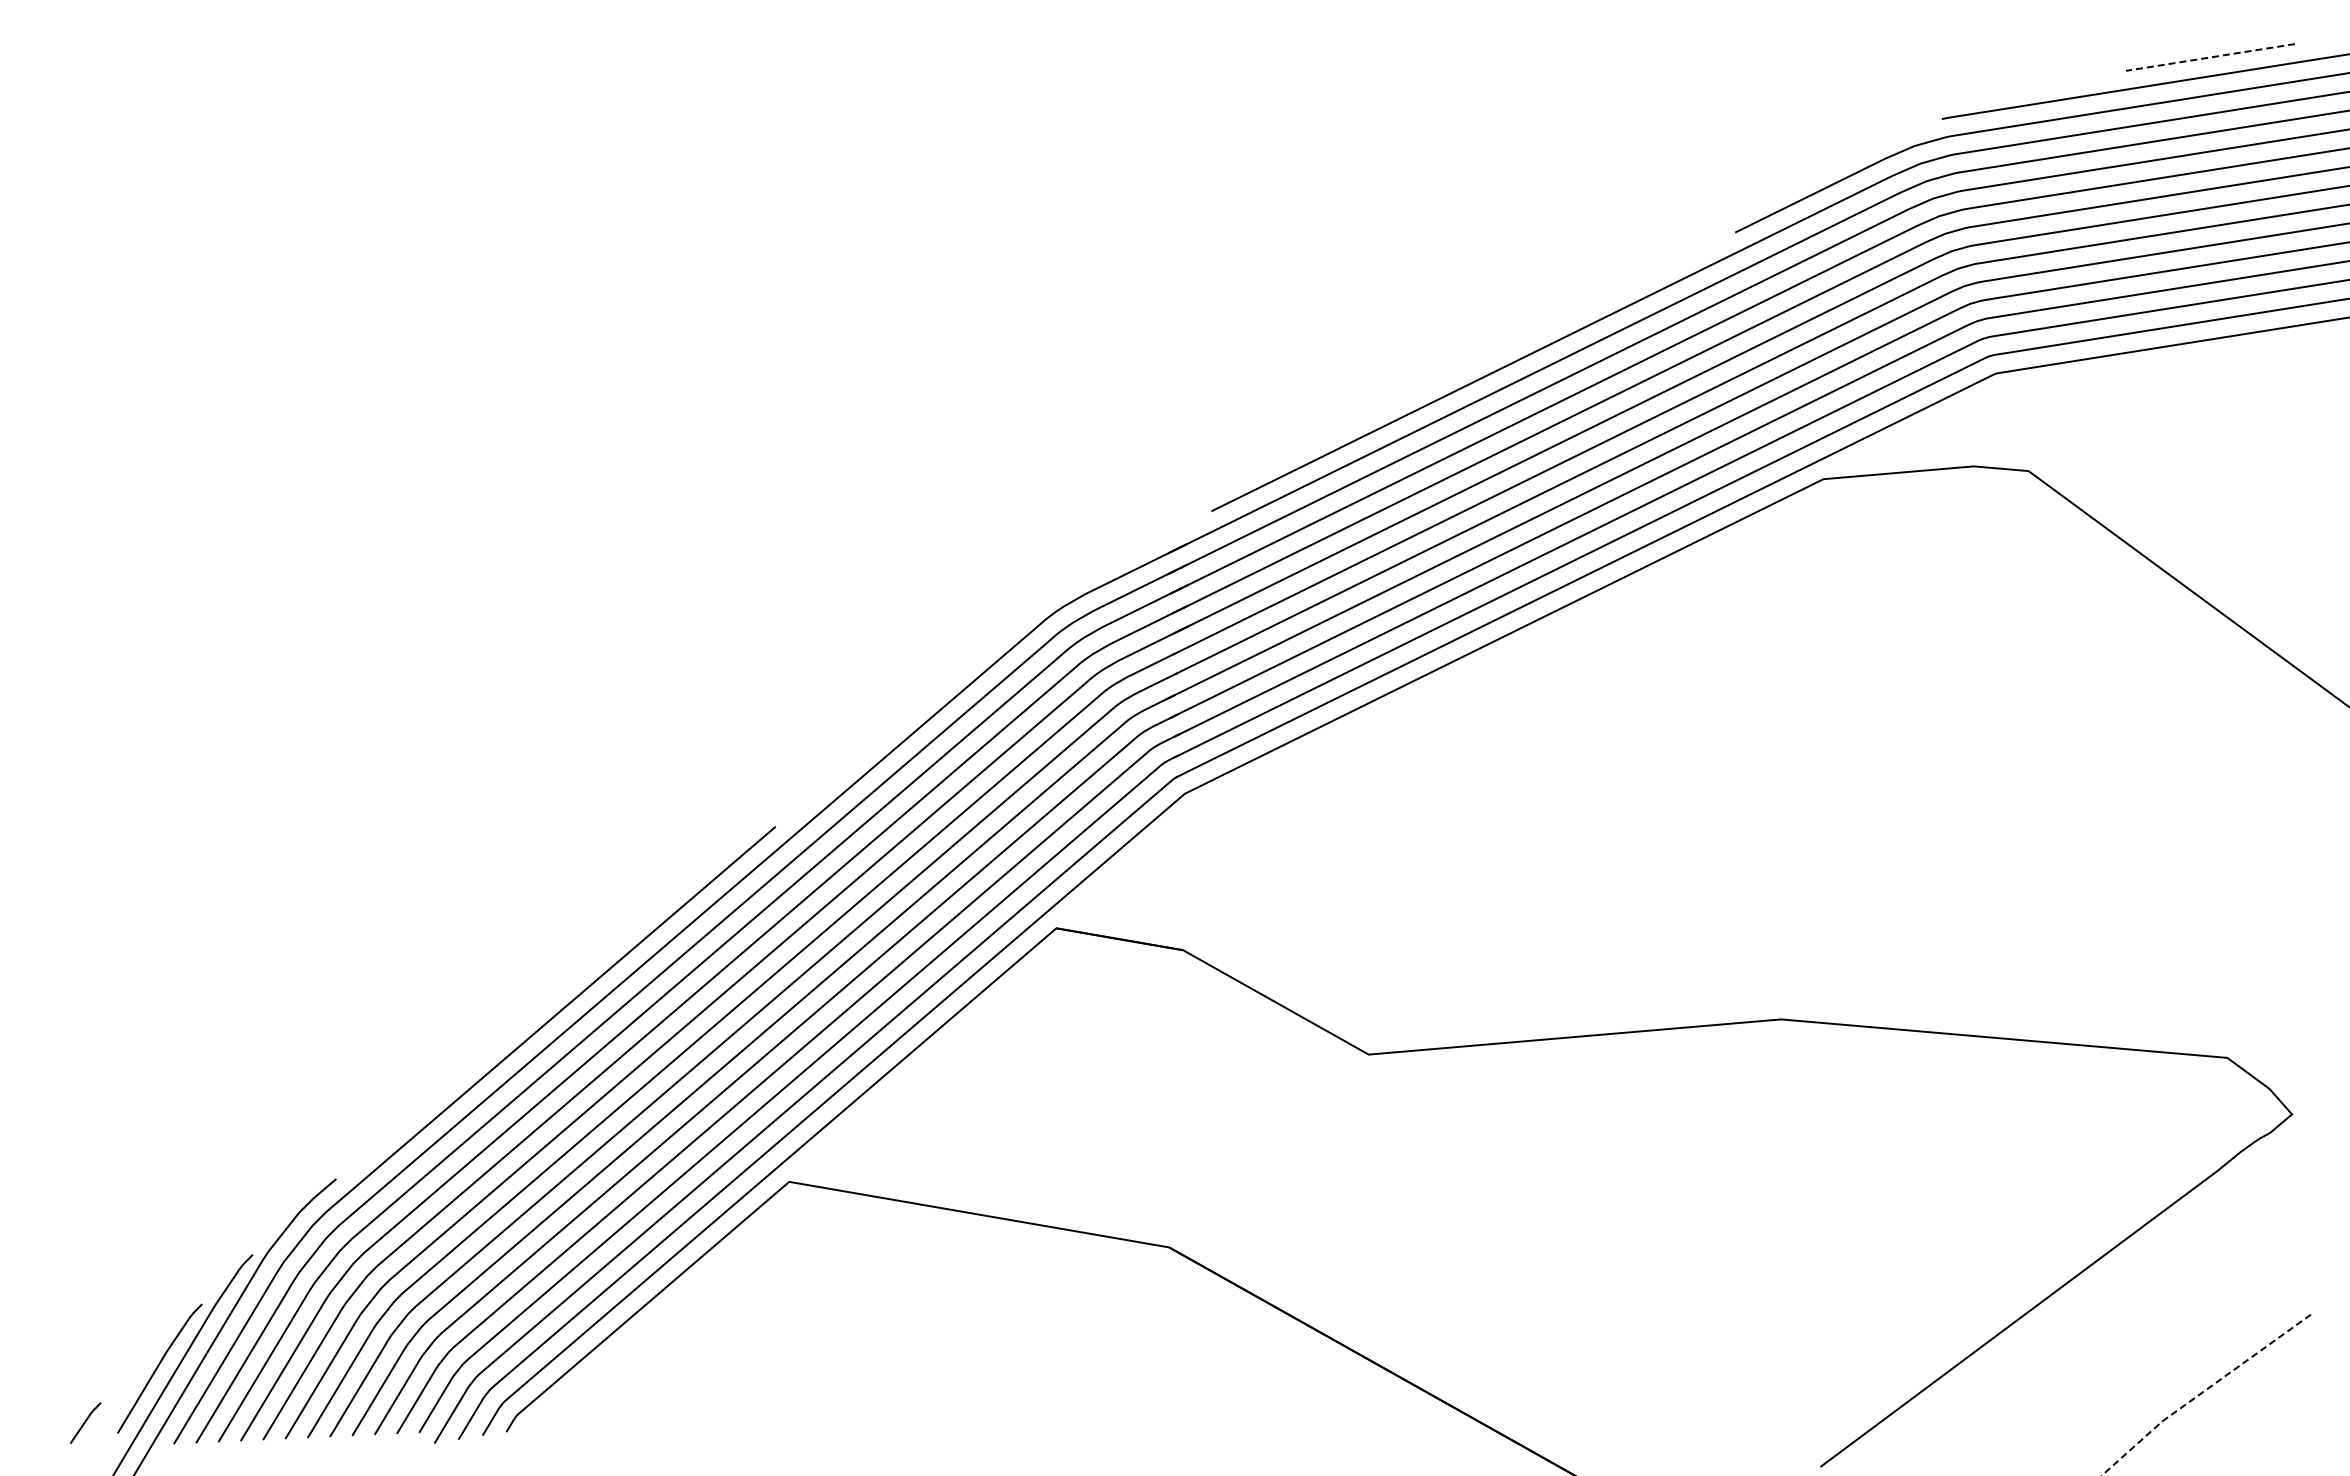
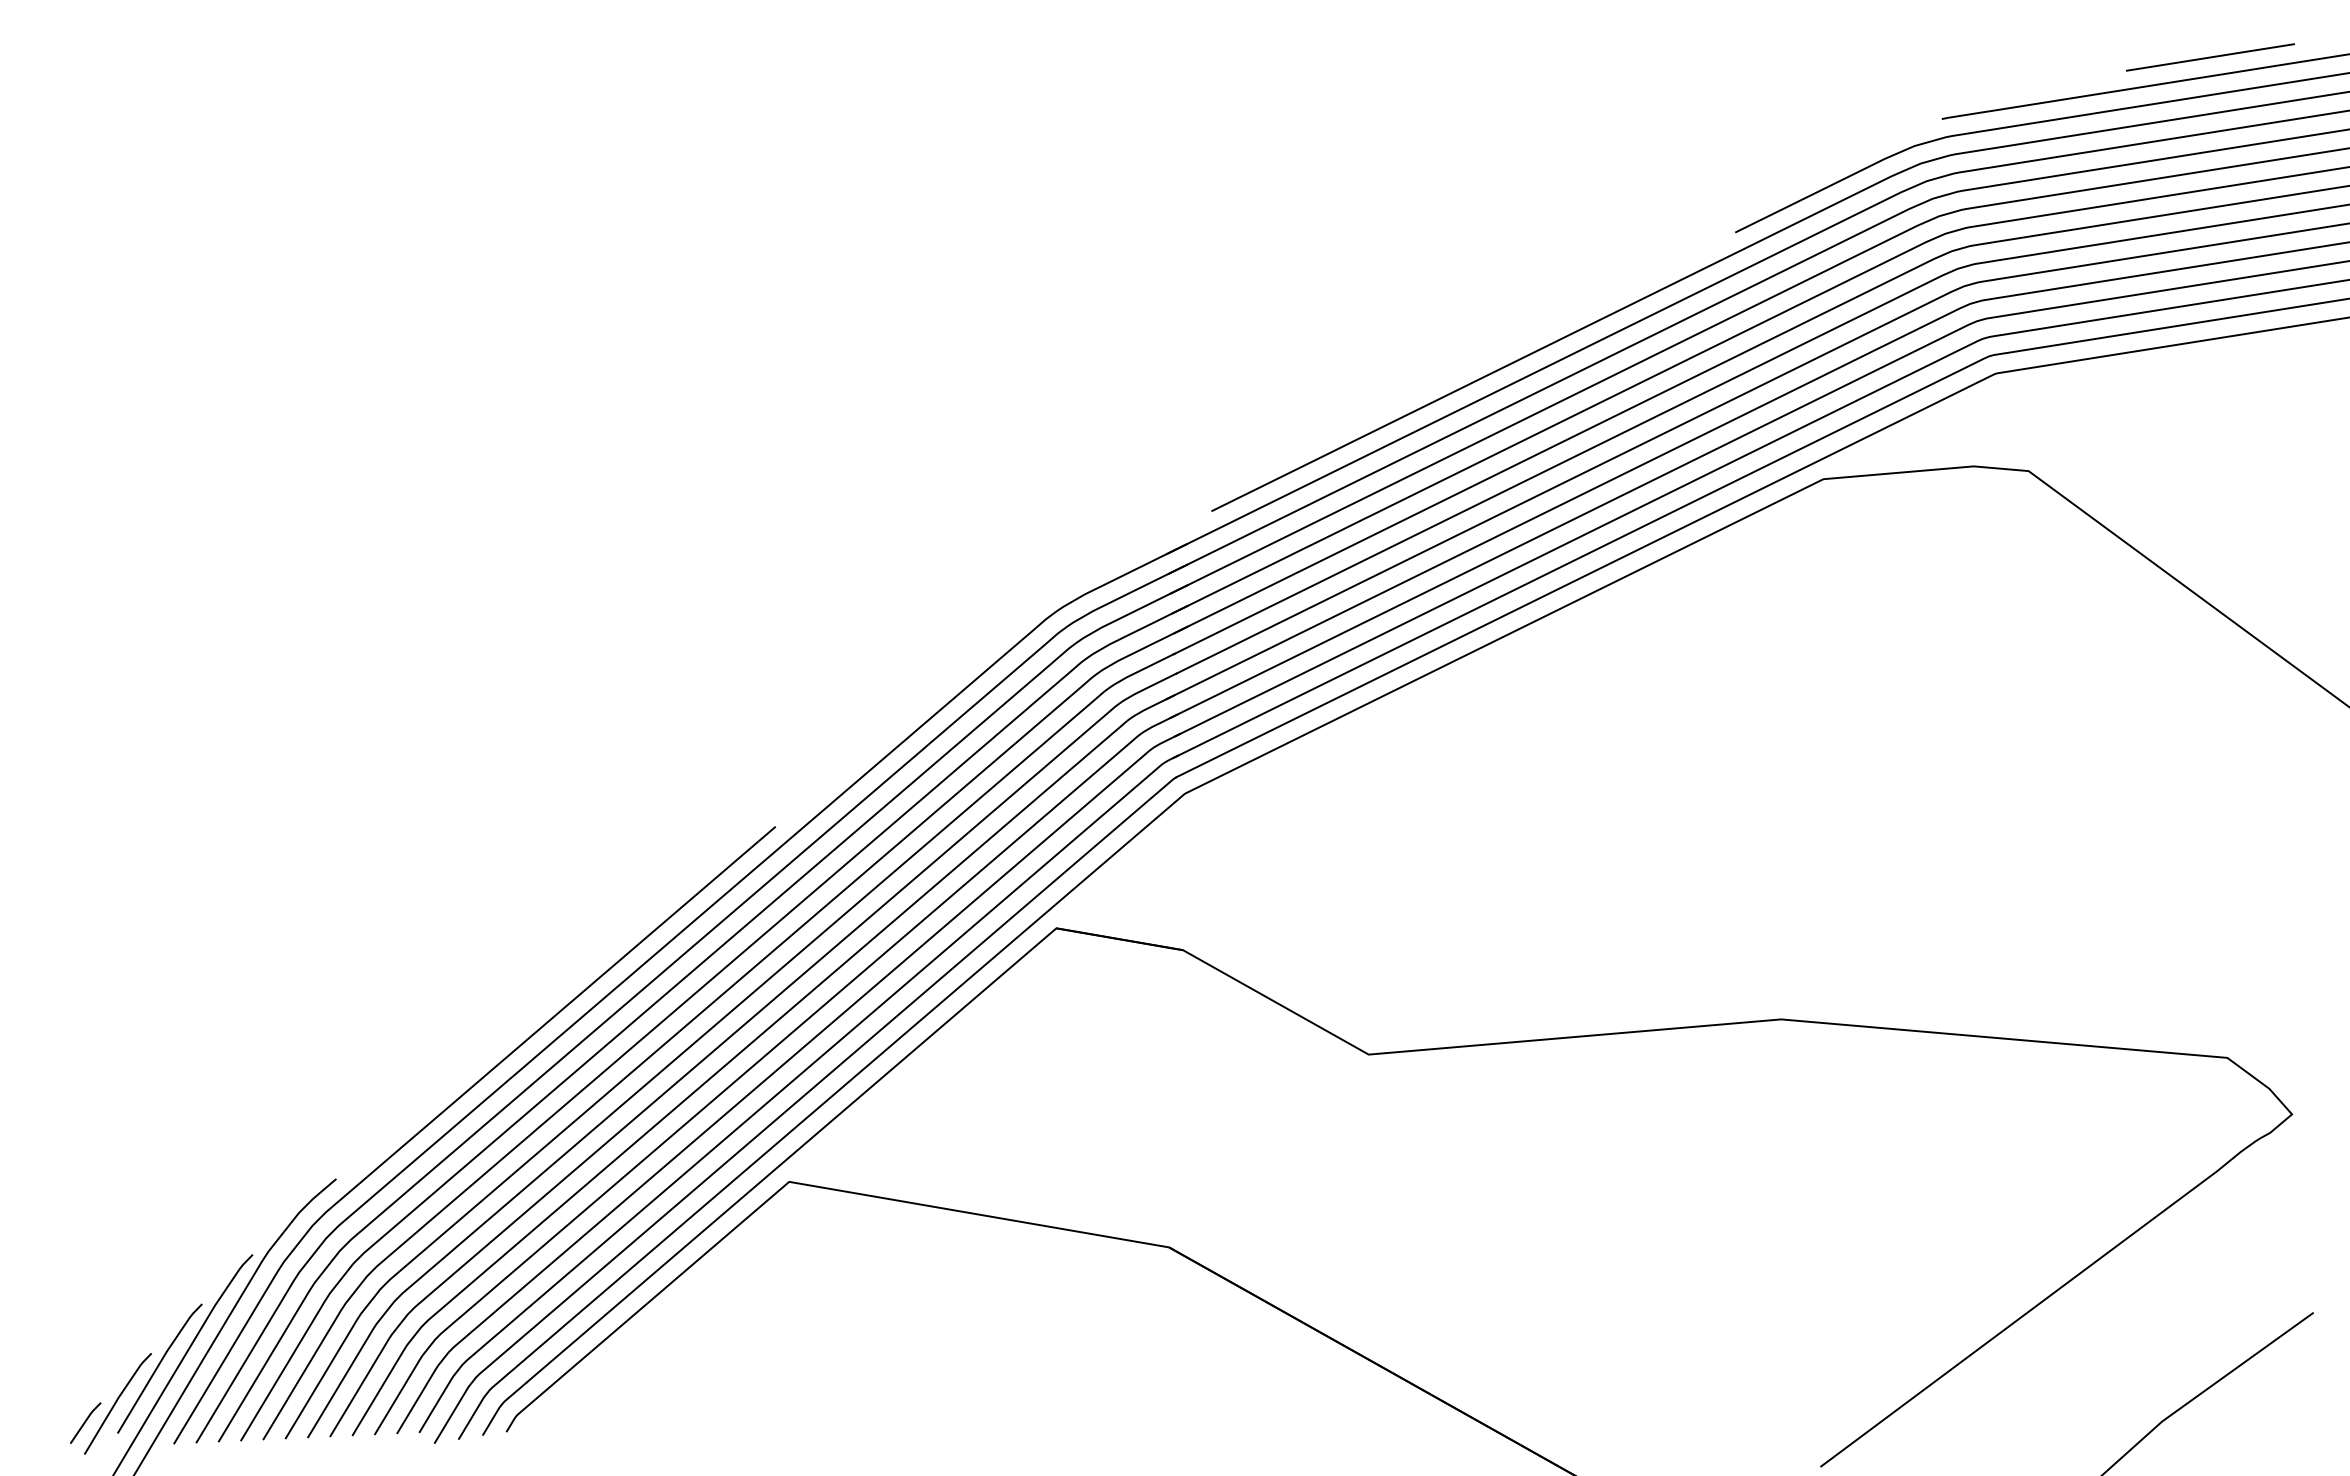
line: dashed -> solid (2210, 57)
line: dashed -> solid (2204, 1391)
curve: none -> present (116, 1403)
